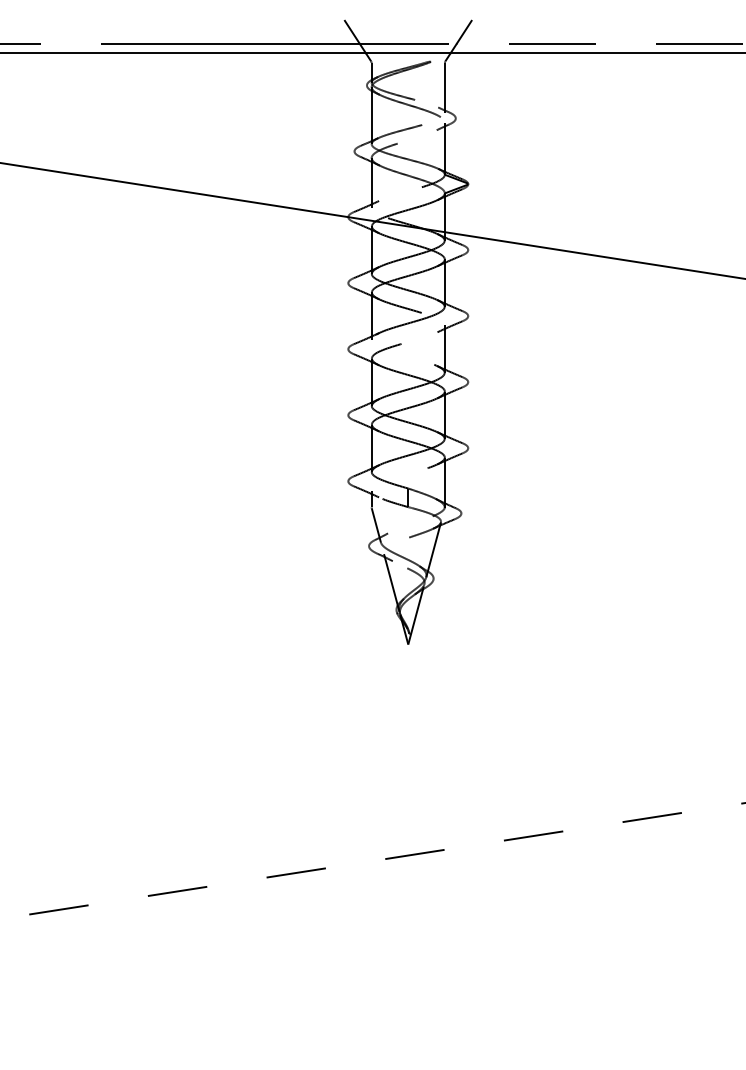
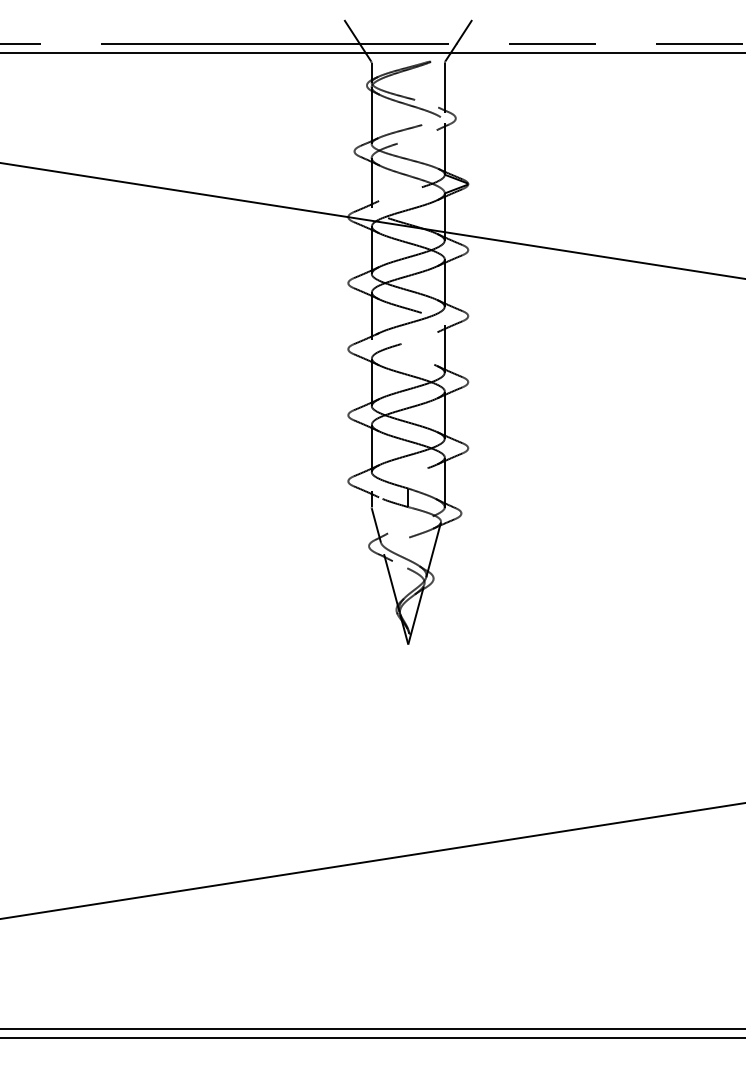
line: dashed -> solid (373, 860)
line: none -> present (372, 1028)
line: none -> present (372, 1037)
